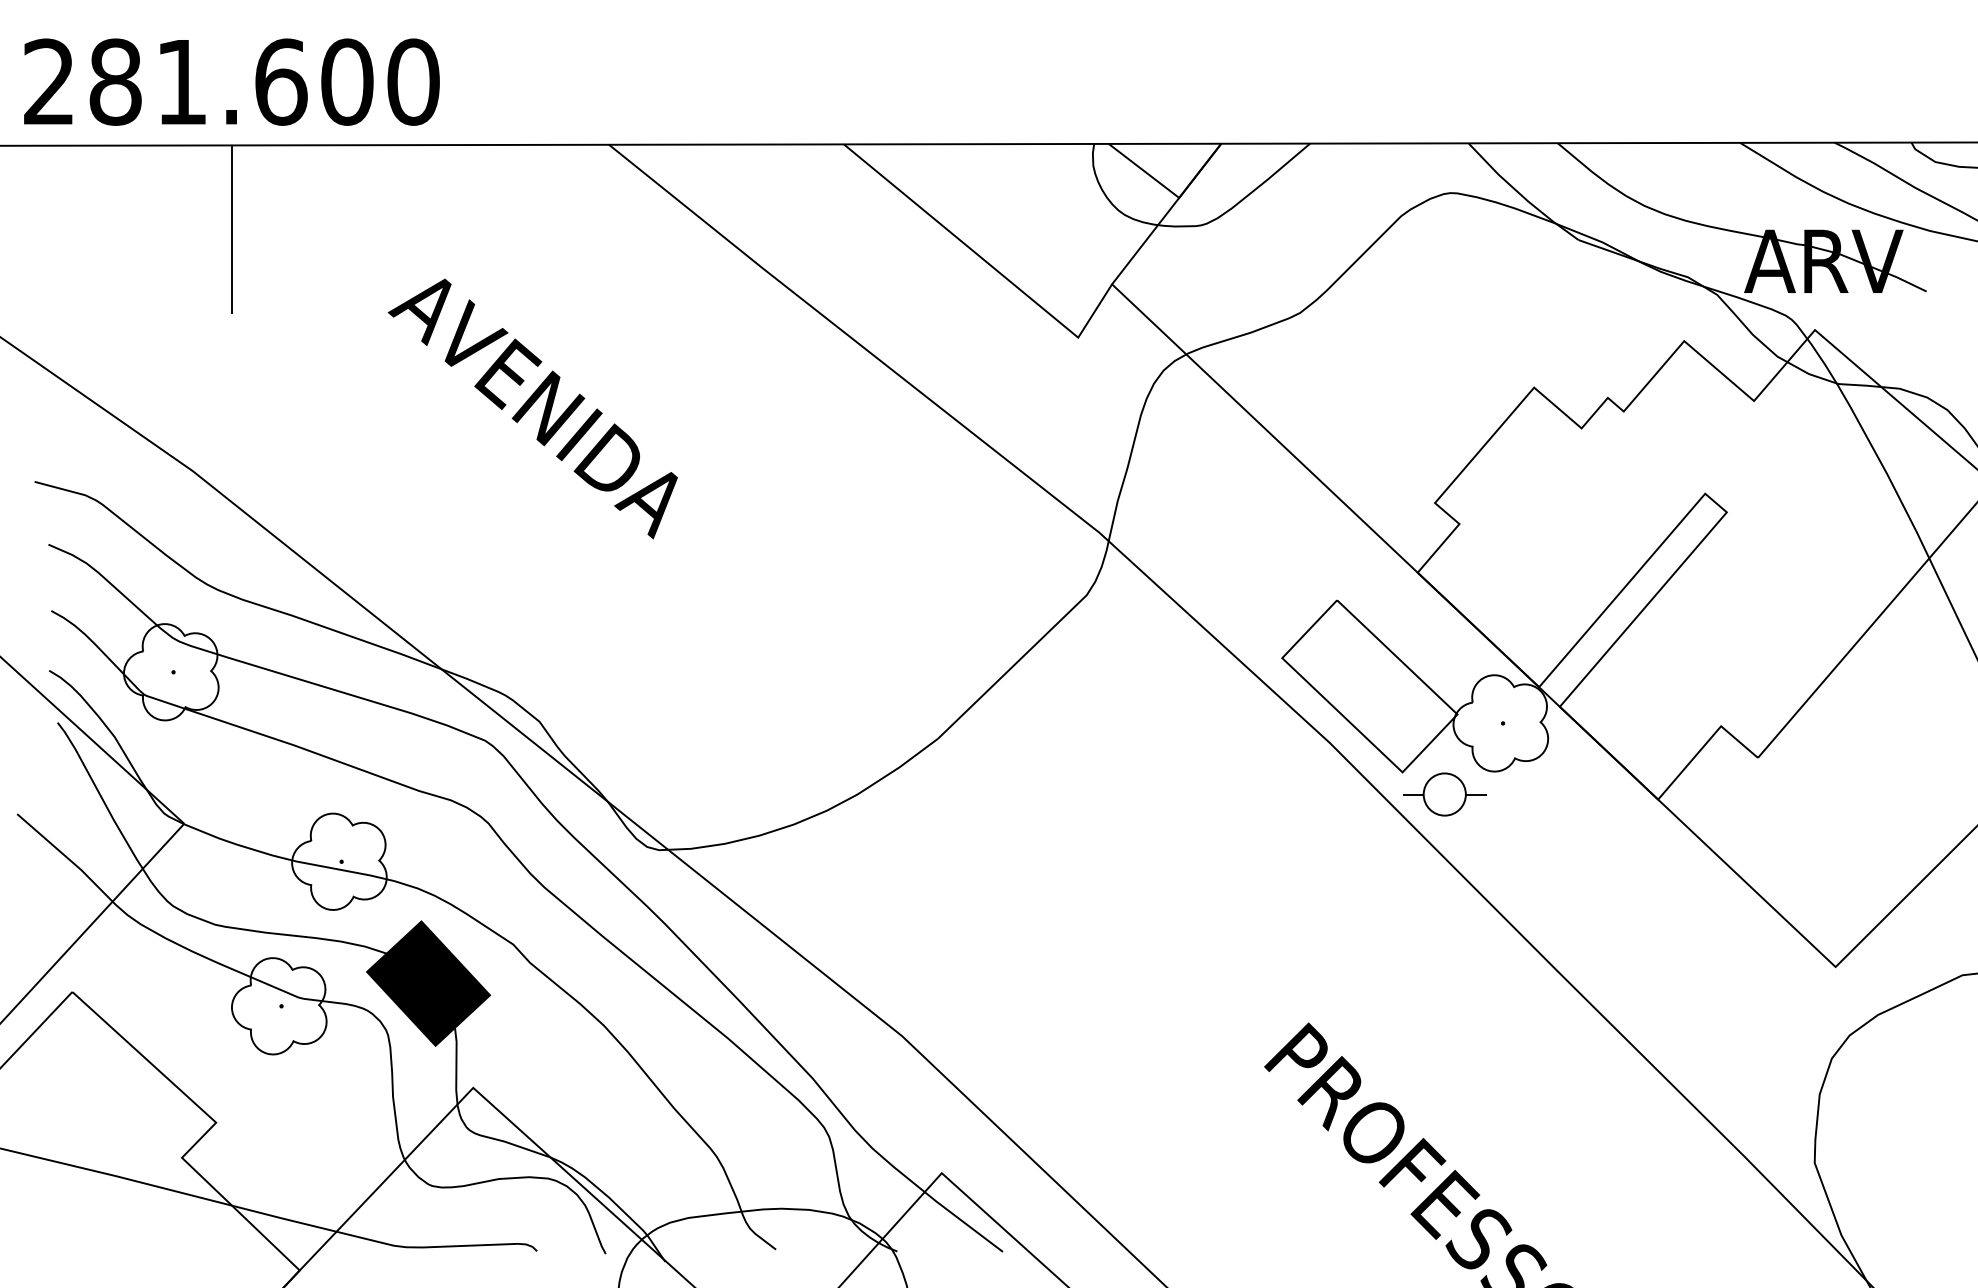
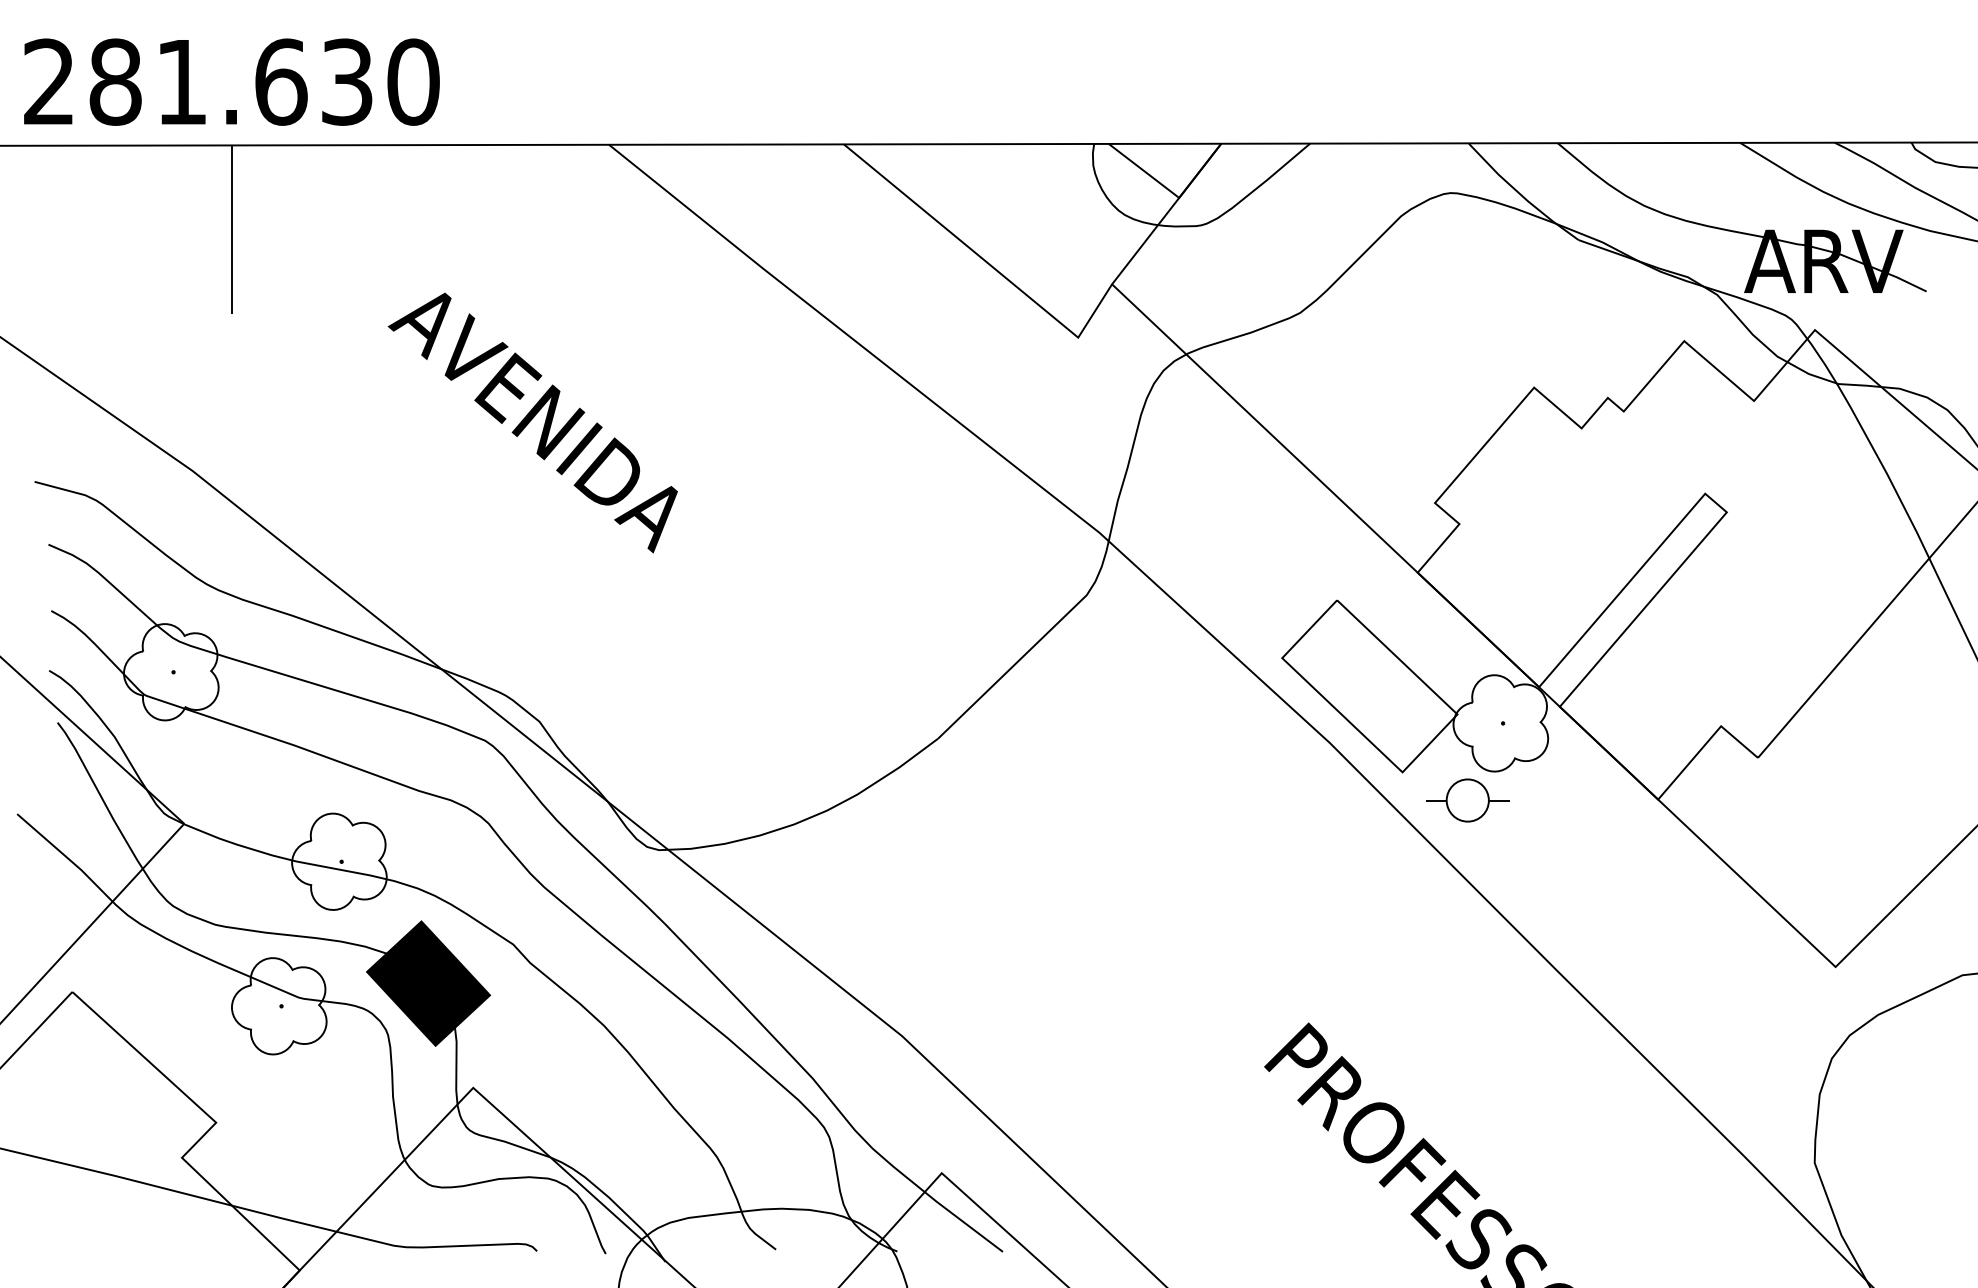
text: 281.600 -> 281.630 (347, 81)
text position: (532, 408) -> (532, 422) (532, 422)
part position: (1444, 794) -> (1467, 800) (1467, 800)
